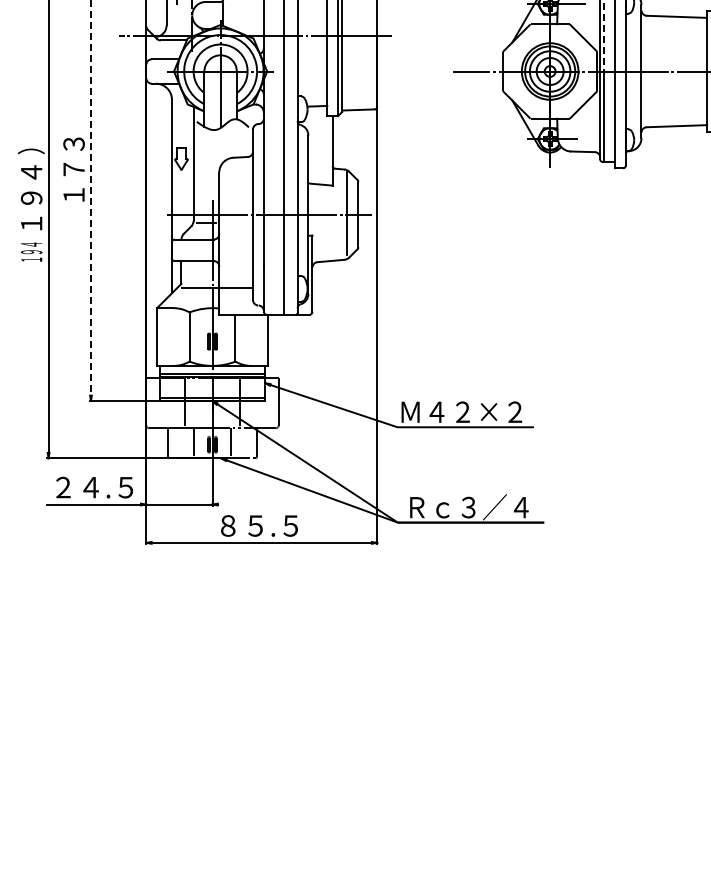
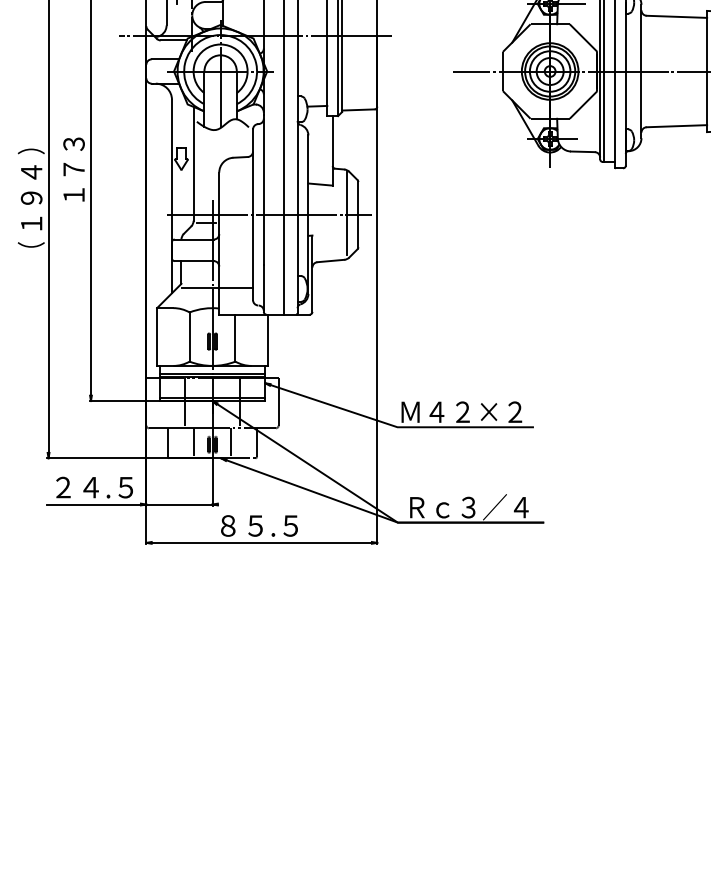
line: dashed -> solid (604, 36)
line: dashed -> solid (90, 201)
text: １９４ -> （ (30, 251)
